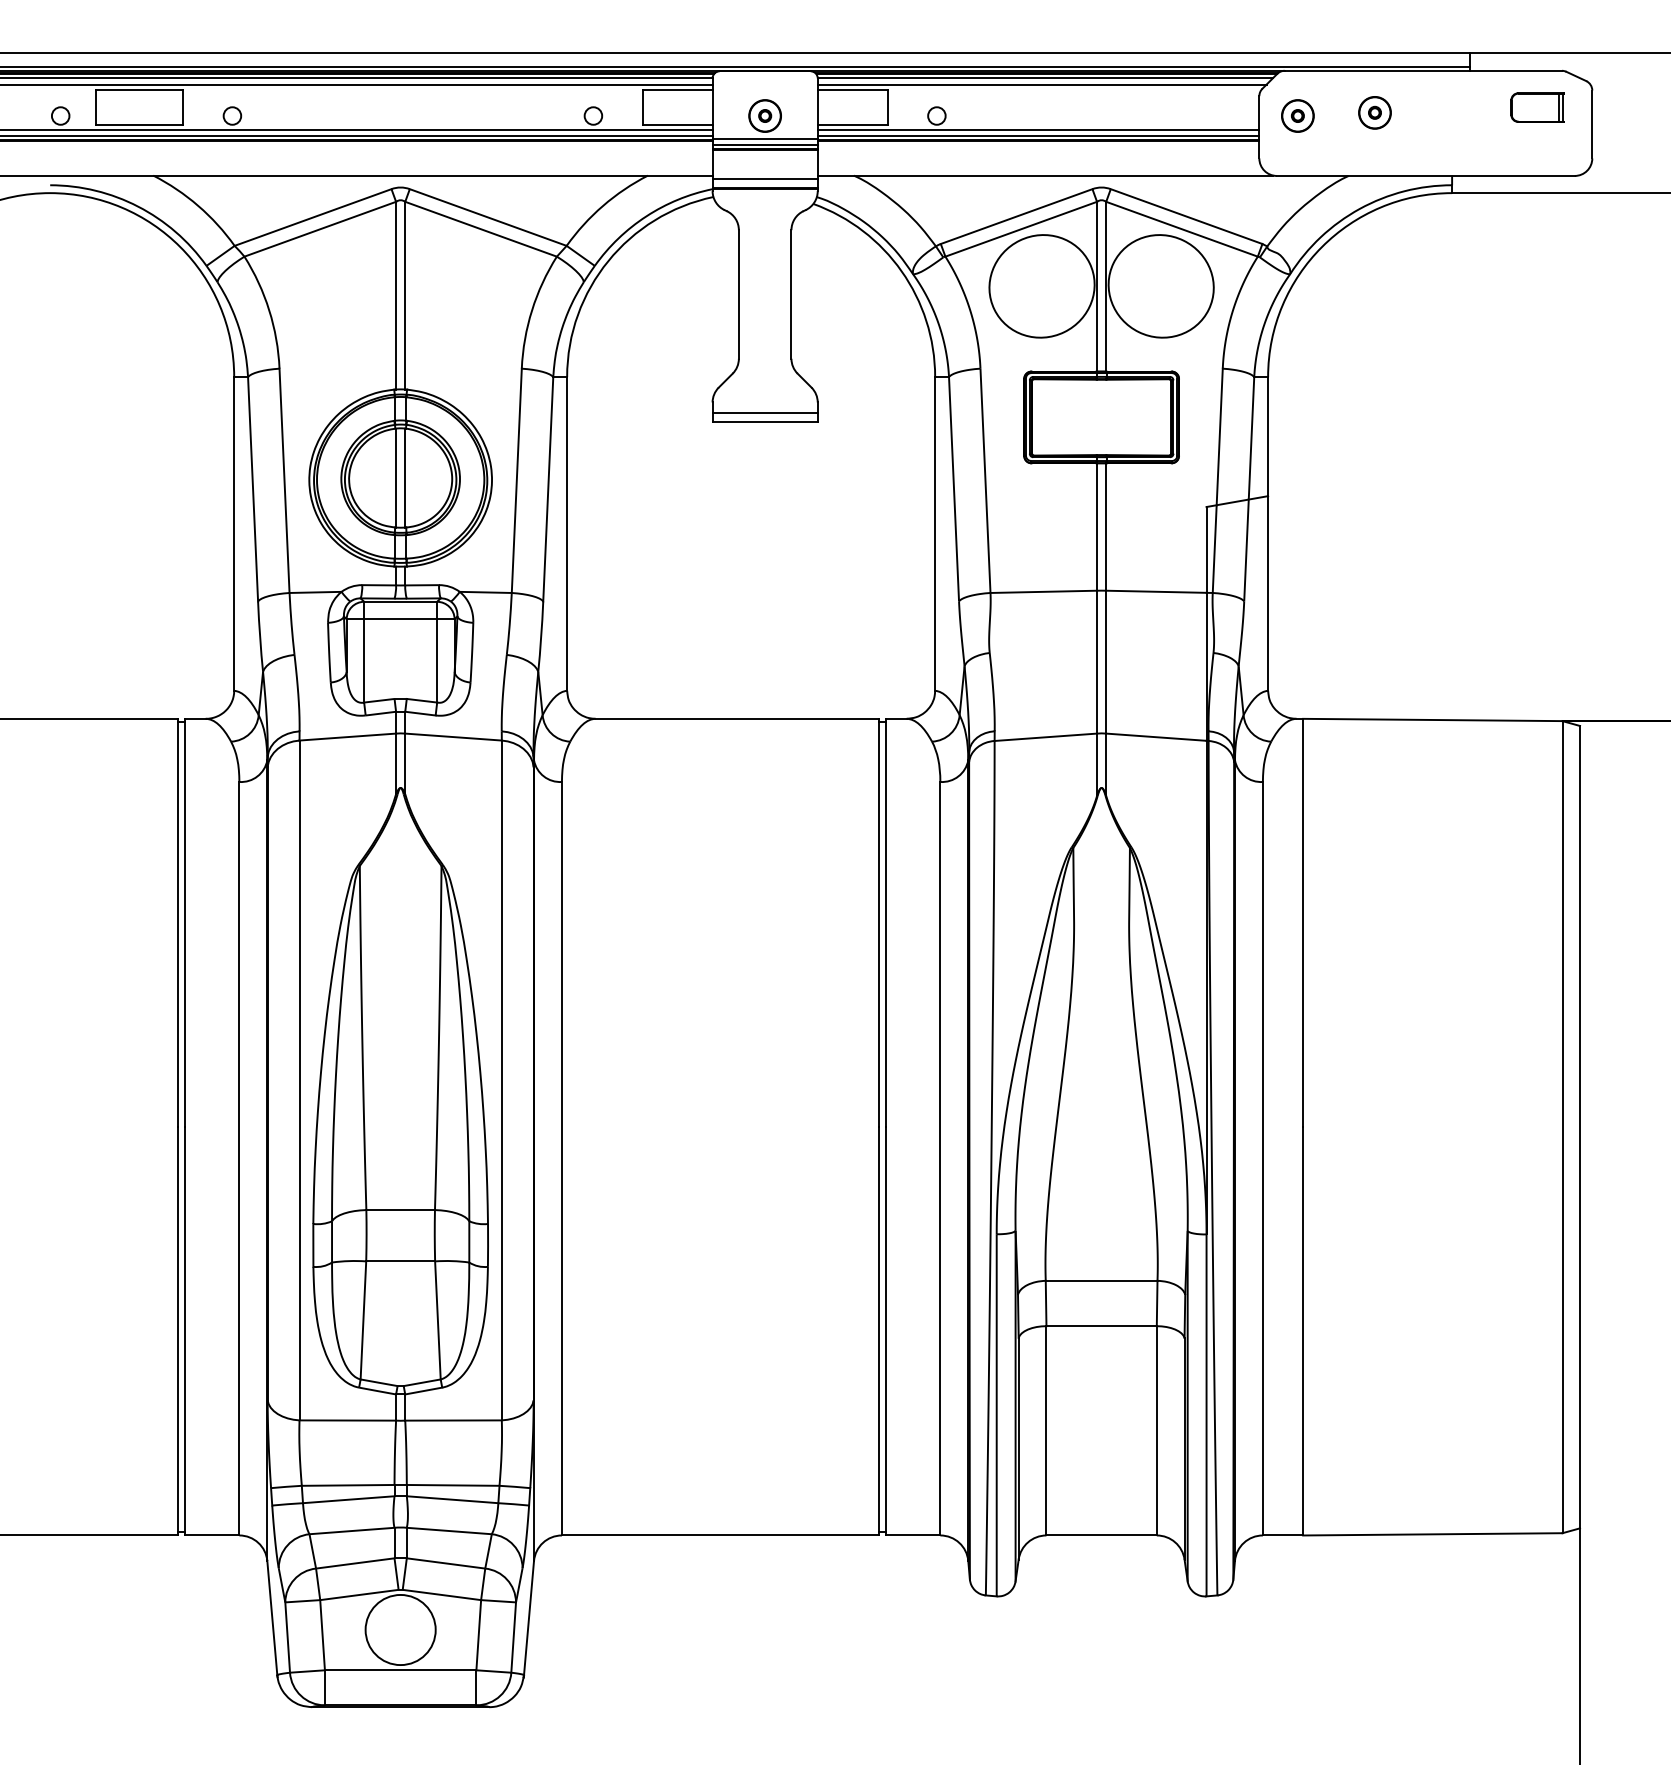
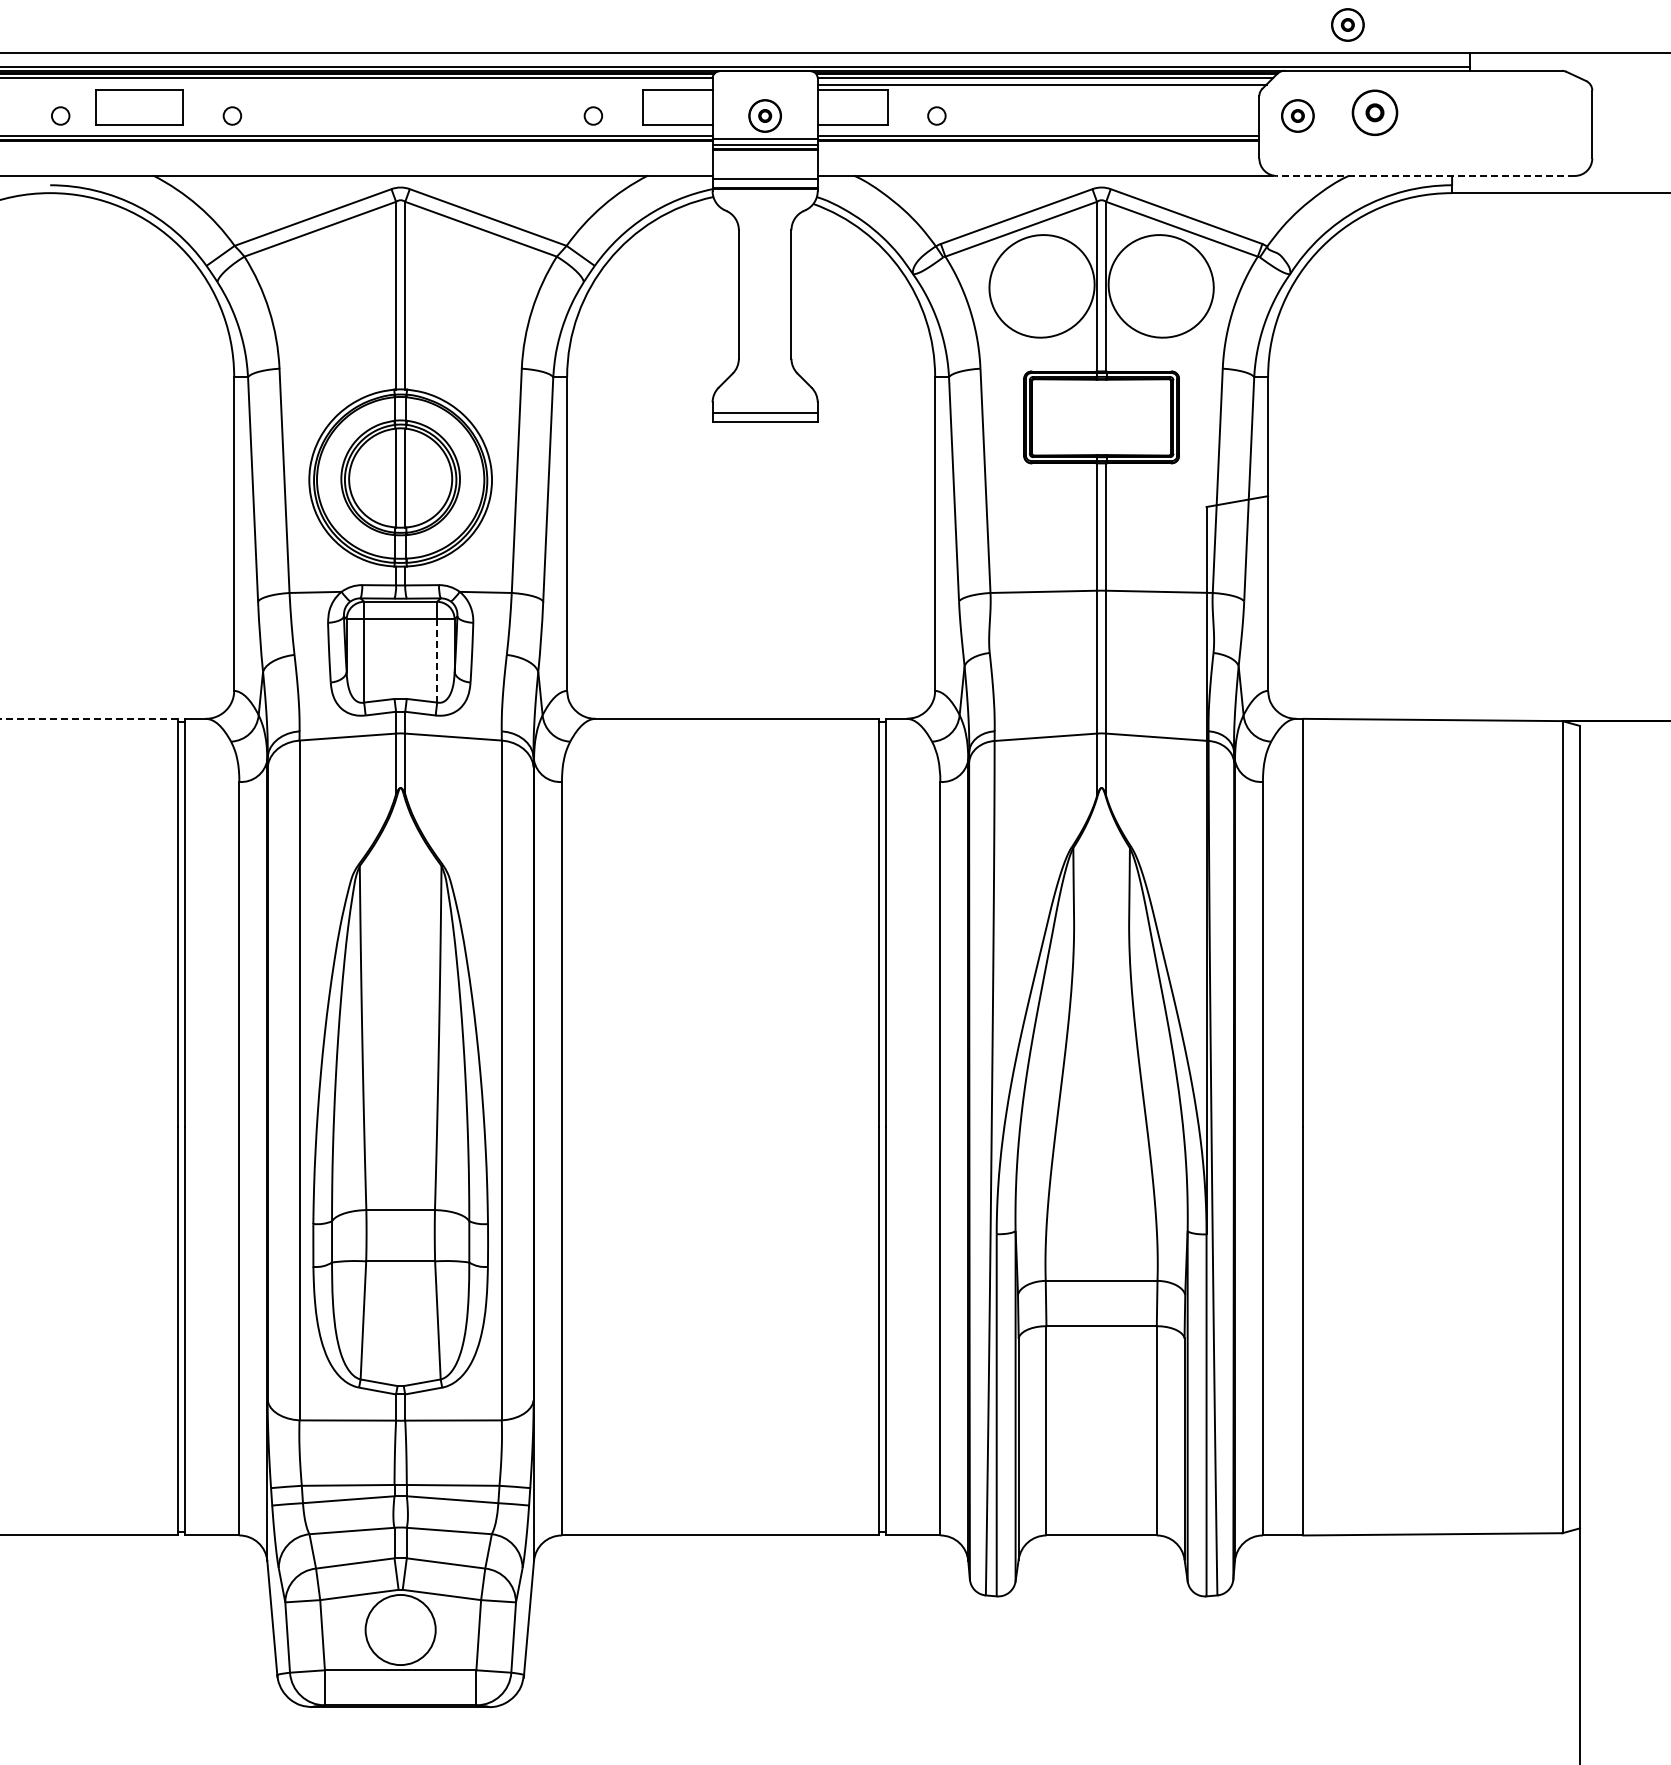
part: none -> present (1347, 24)
line: present -> none (357, 84)
part: present -> none (1537, 107)
part size: 34x34 px -> 48x47 px (1374, 112)
line: present -> none (357, 129)
line: present -> none (1038, 129)
line: solid -> dashed (1425, 175)
line: solid -> dashed (437, 660)
line: solid -> dashed (89, 718)
